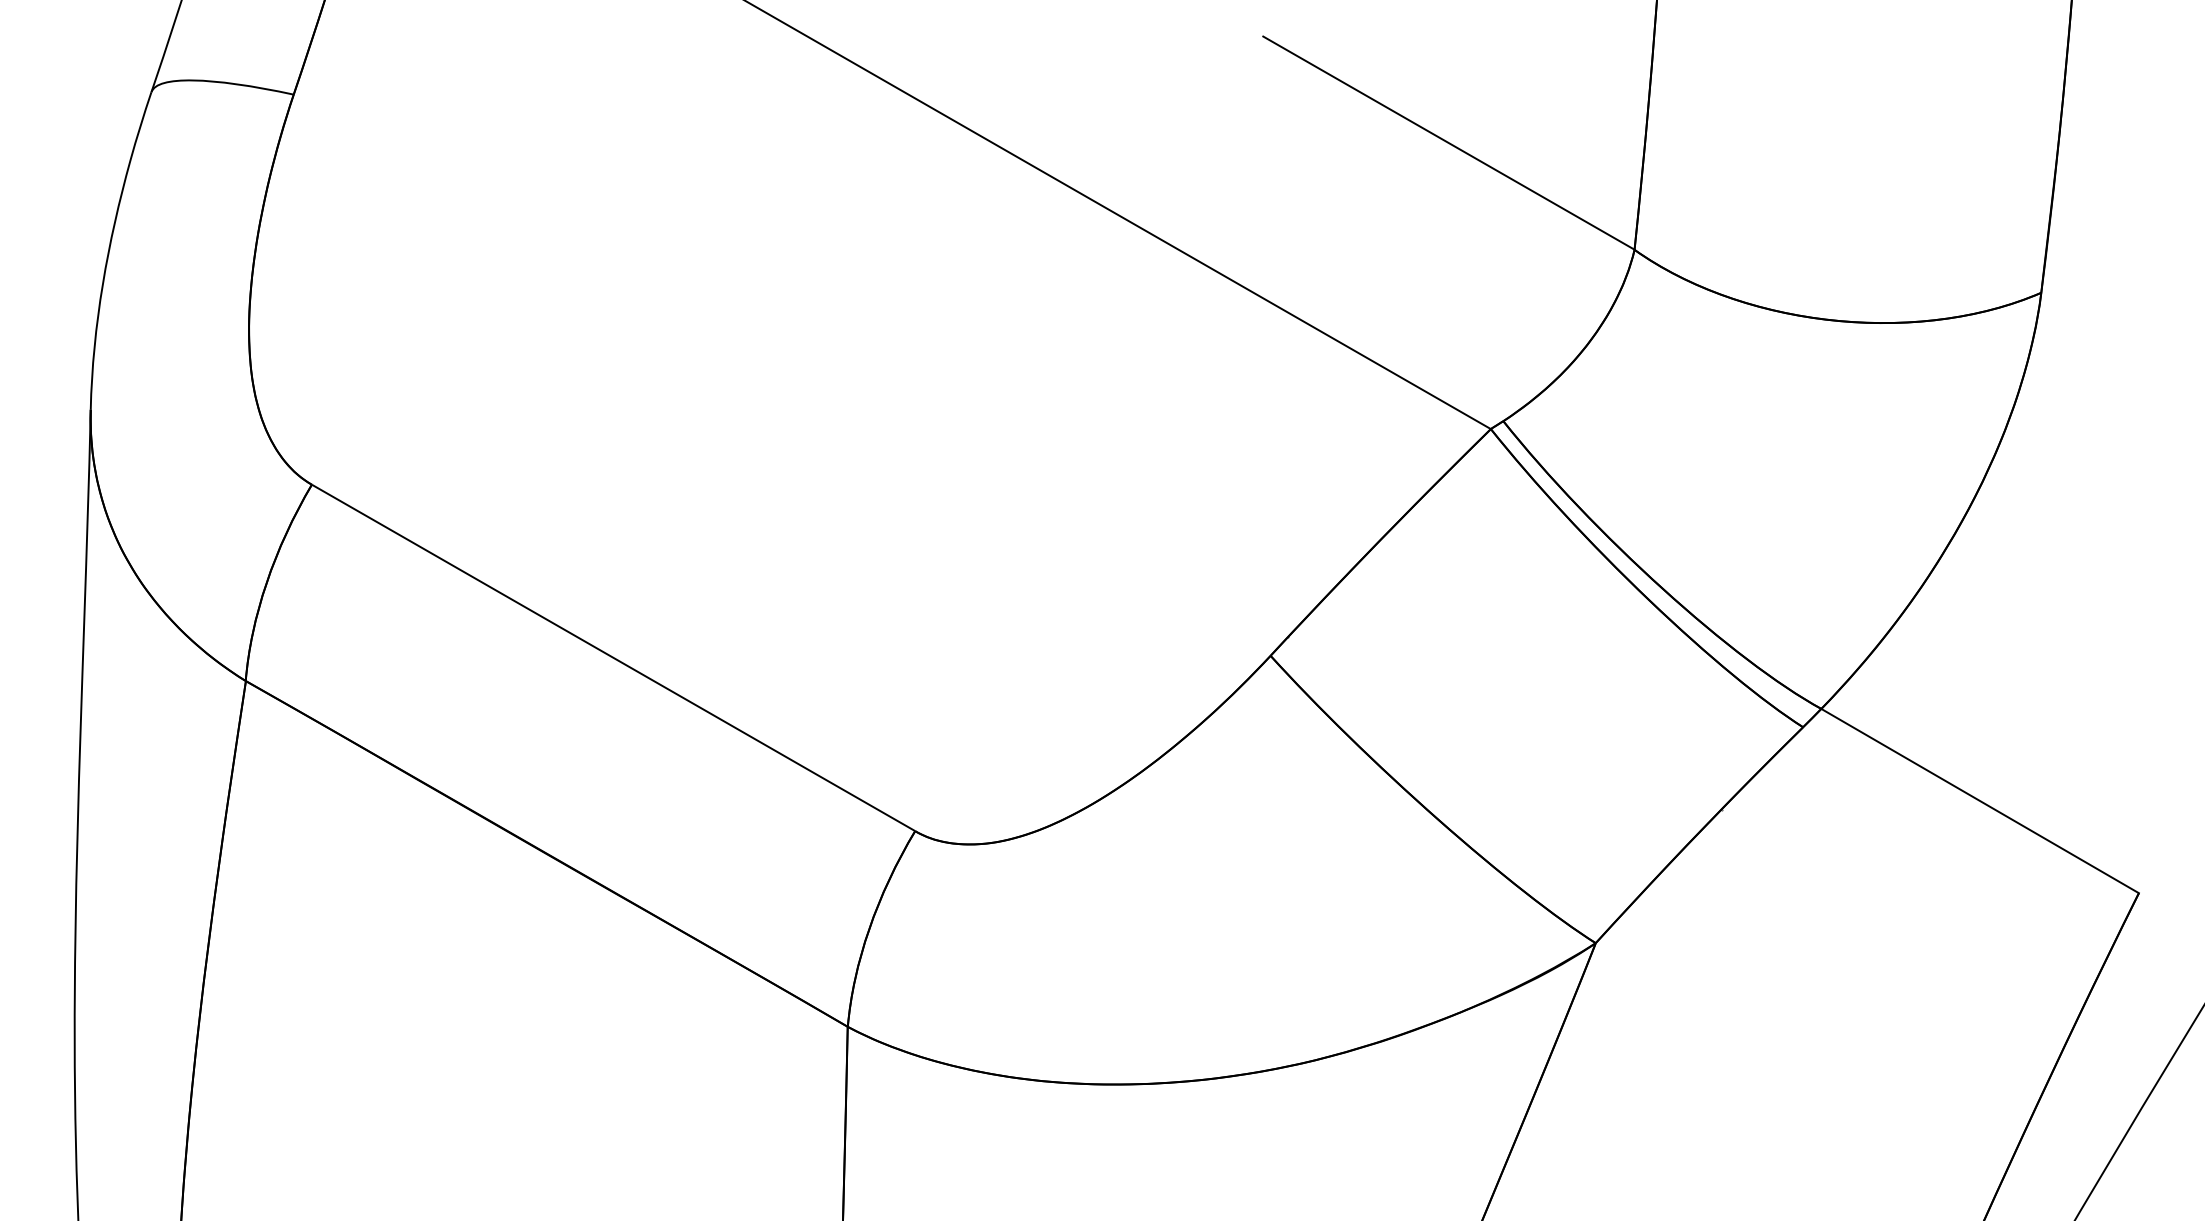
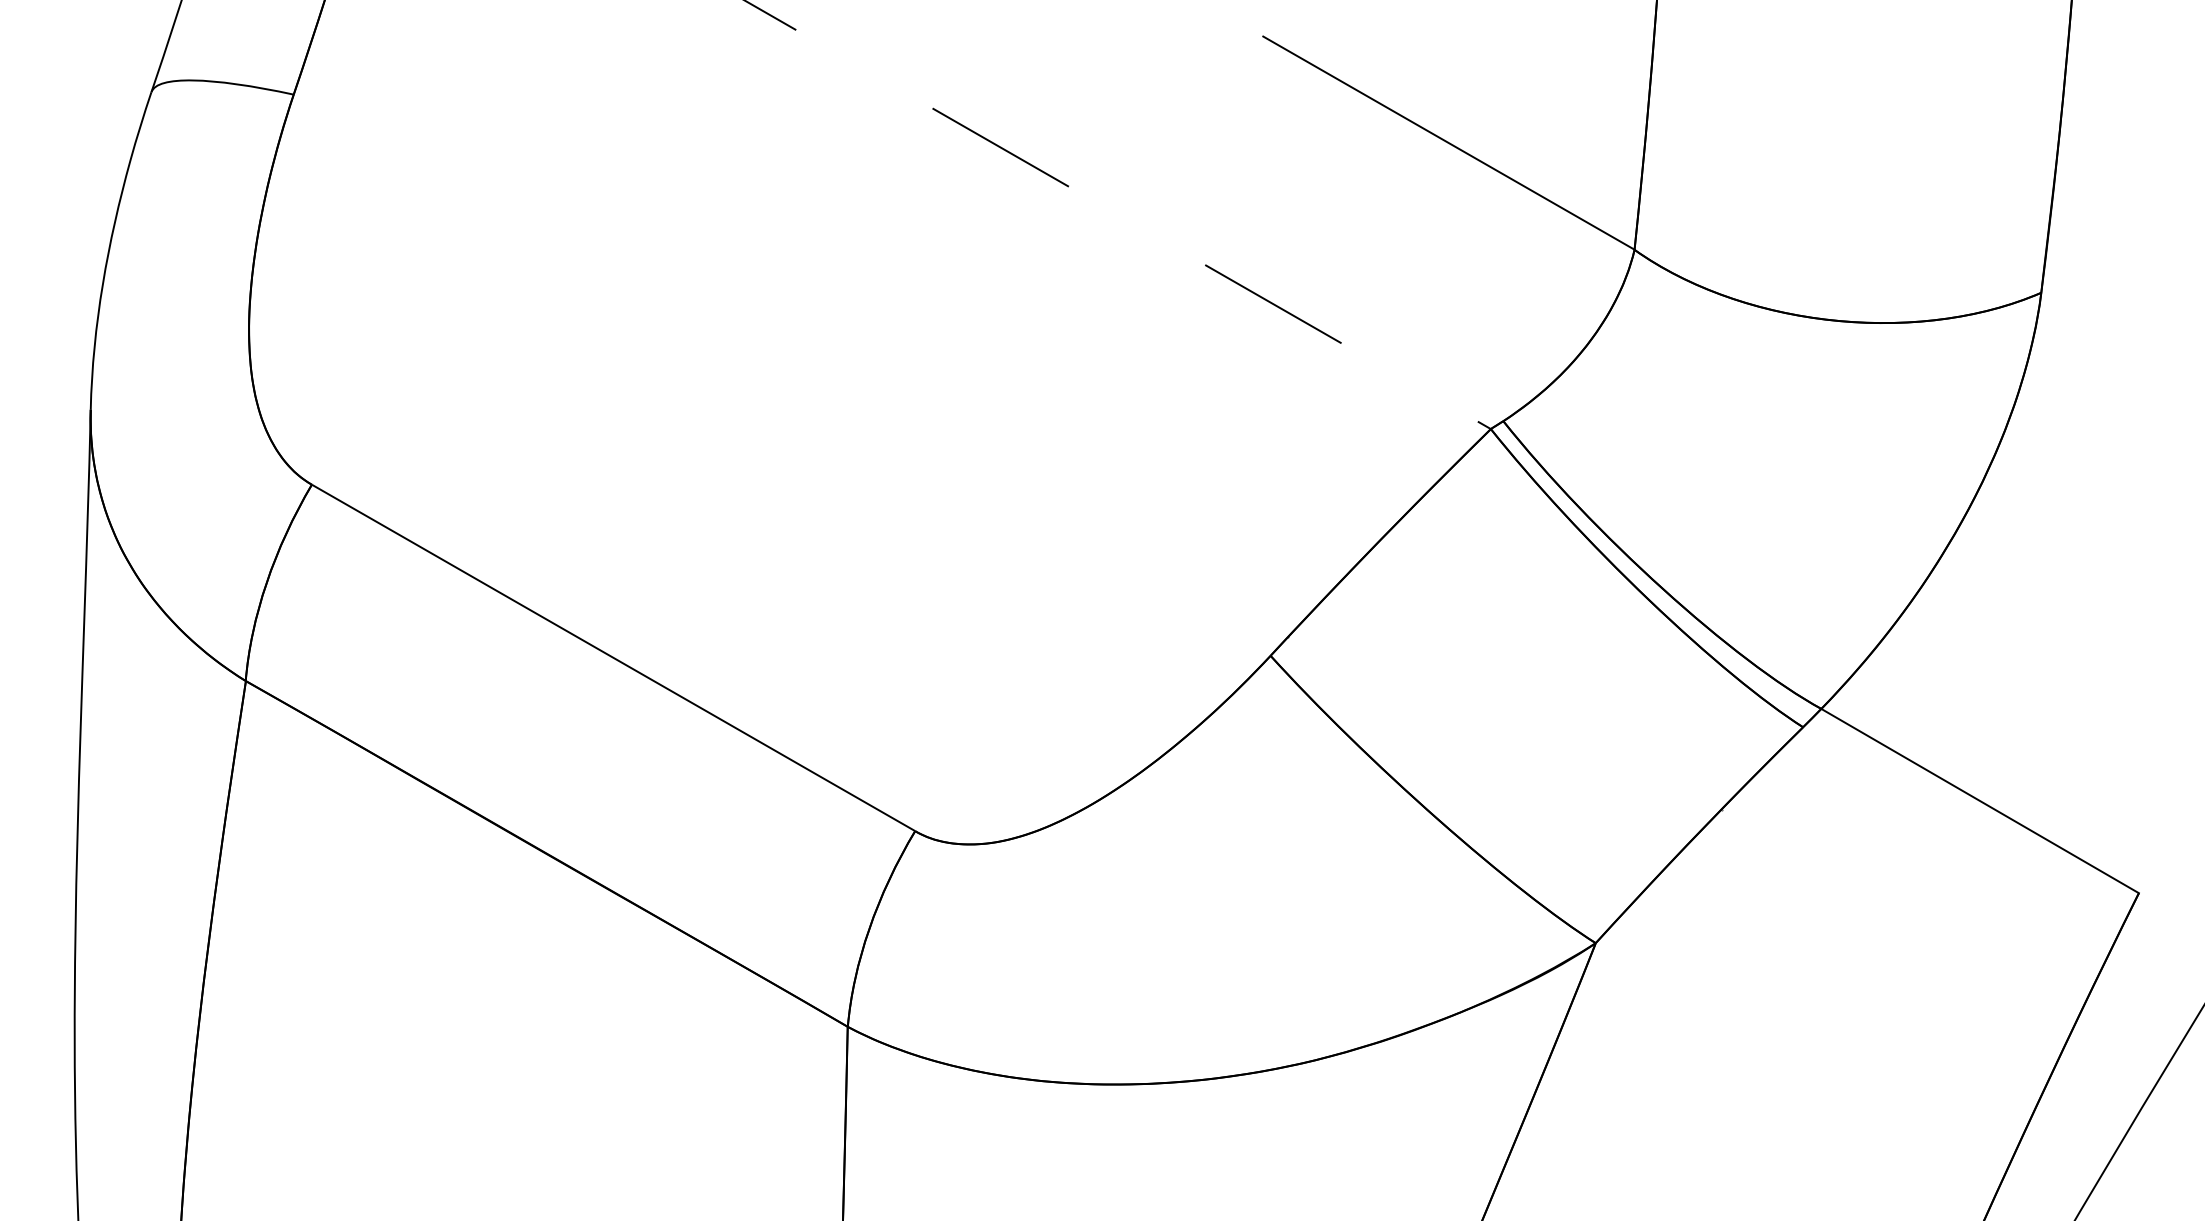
line: solid -> dashed (1118, 214)
